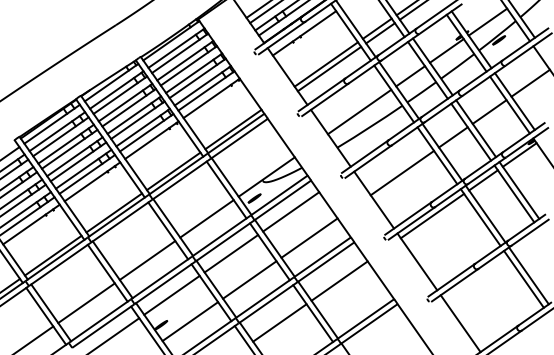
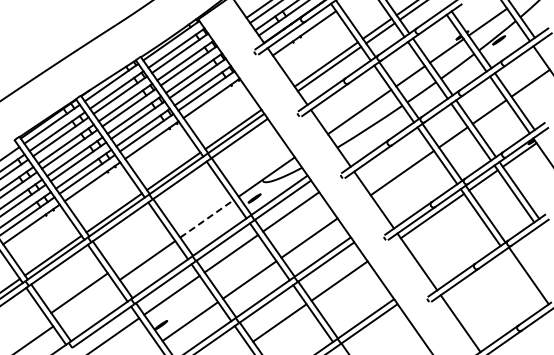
line: solid -> dashed (207, 218)
line: present -> none (523, 278)
line position: (86, 303) -> (79, 293) (79, 293)
